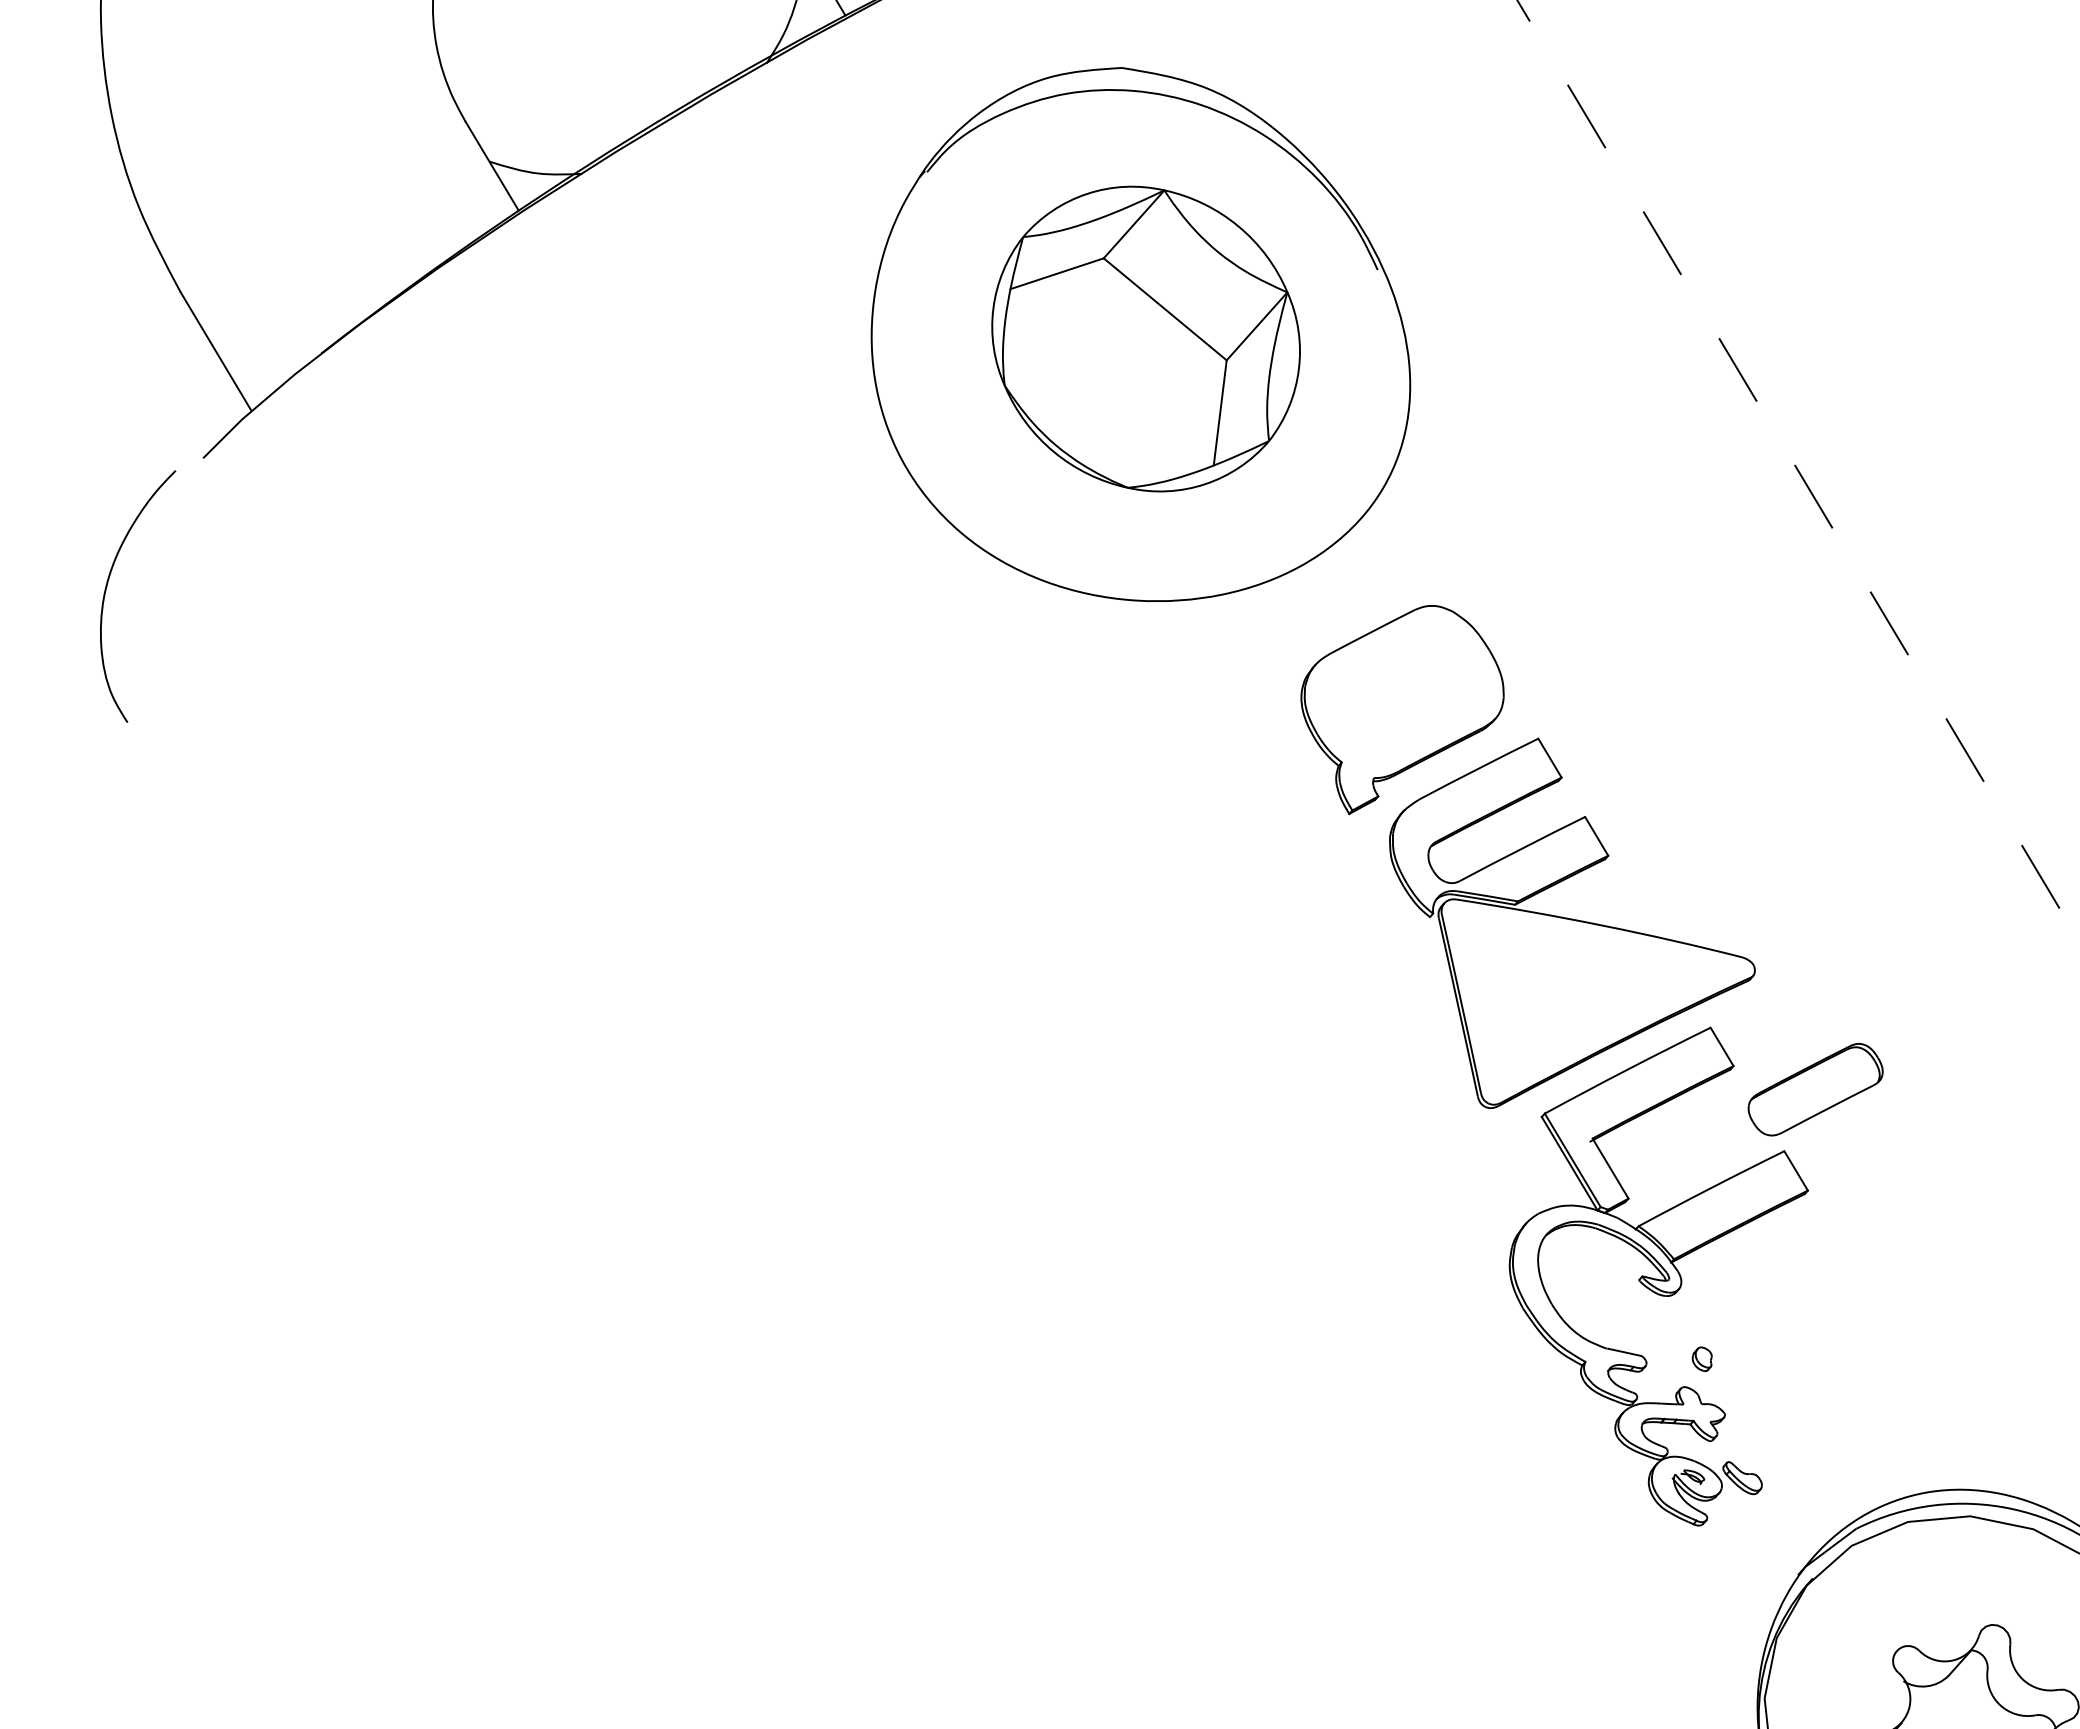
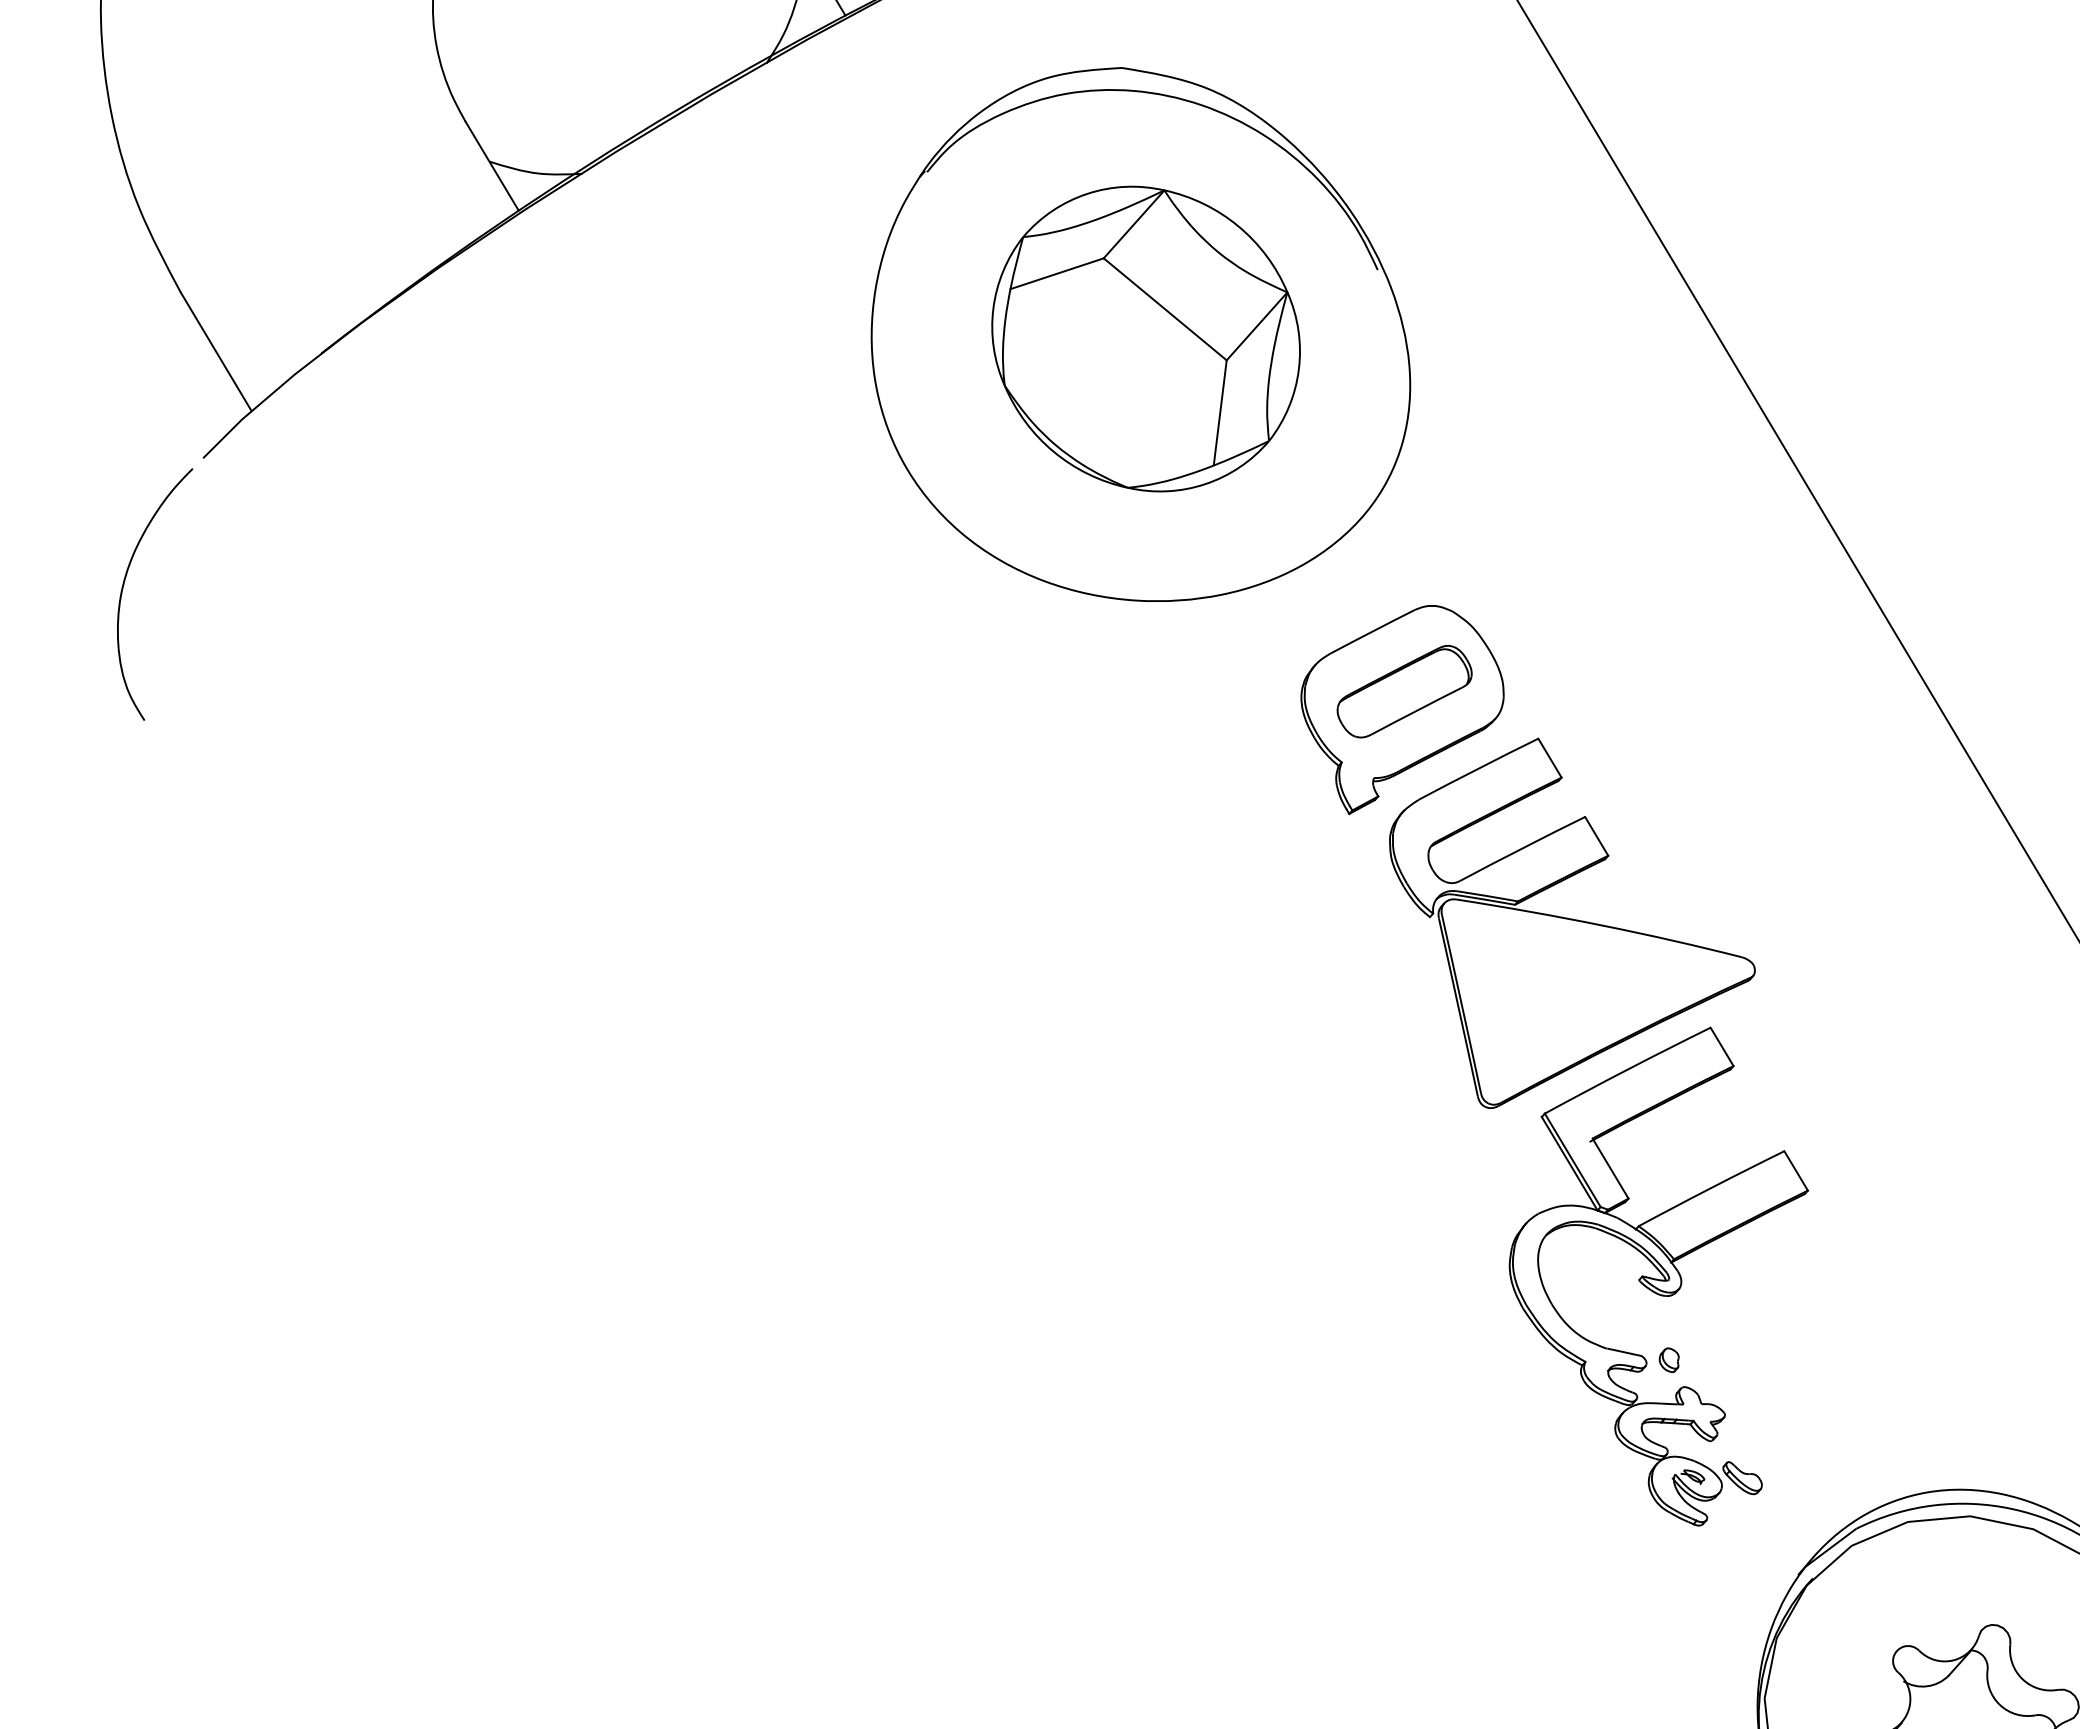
line: dashed -> solid (1798, 471)
curve position: (107, 587) -> (124, 585) (124, 585)
part position: (1815, 1089) -> (1404, 691) (1404, 691)
part position: (1701, 1359) -> (1668, 1360) (1668, 1360)
